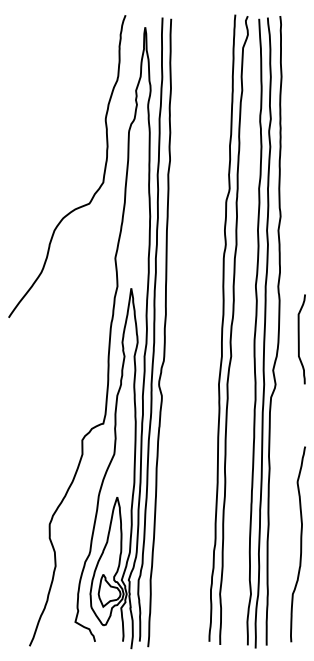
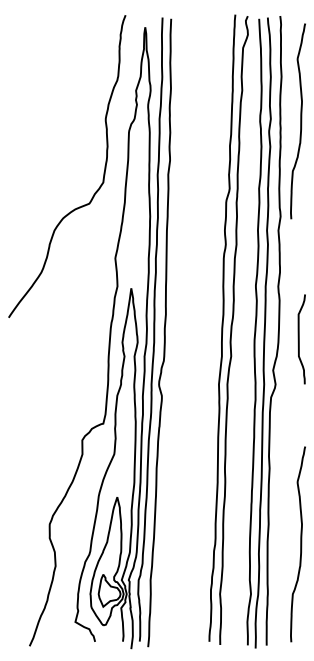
curve: none -> present (300, 121)
